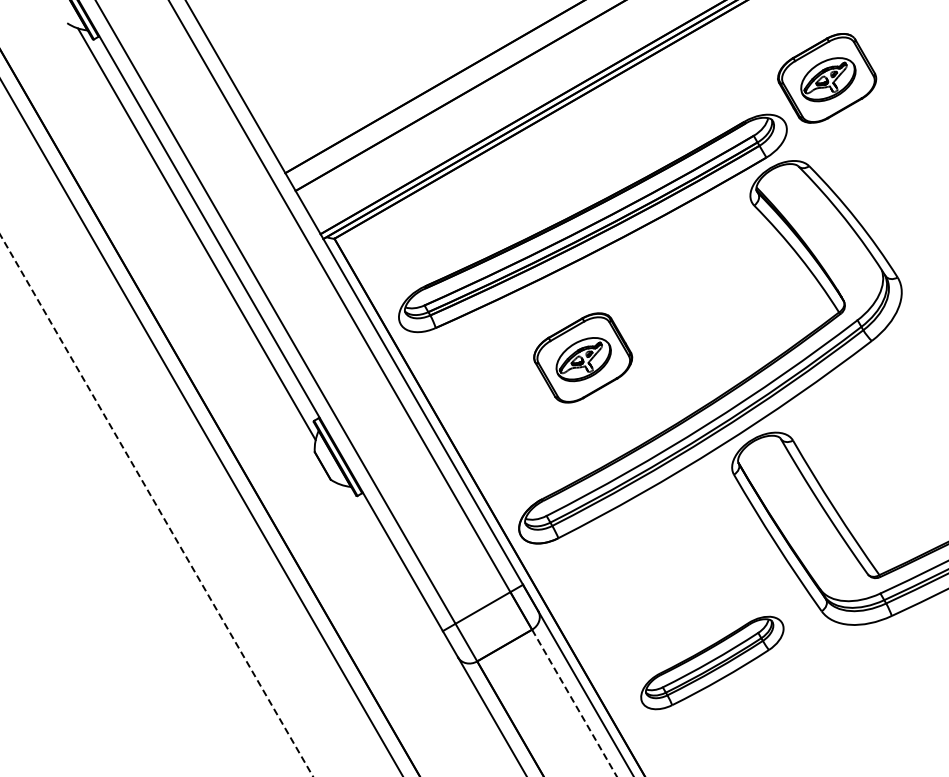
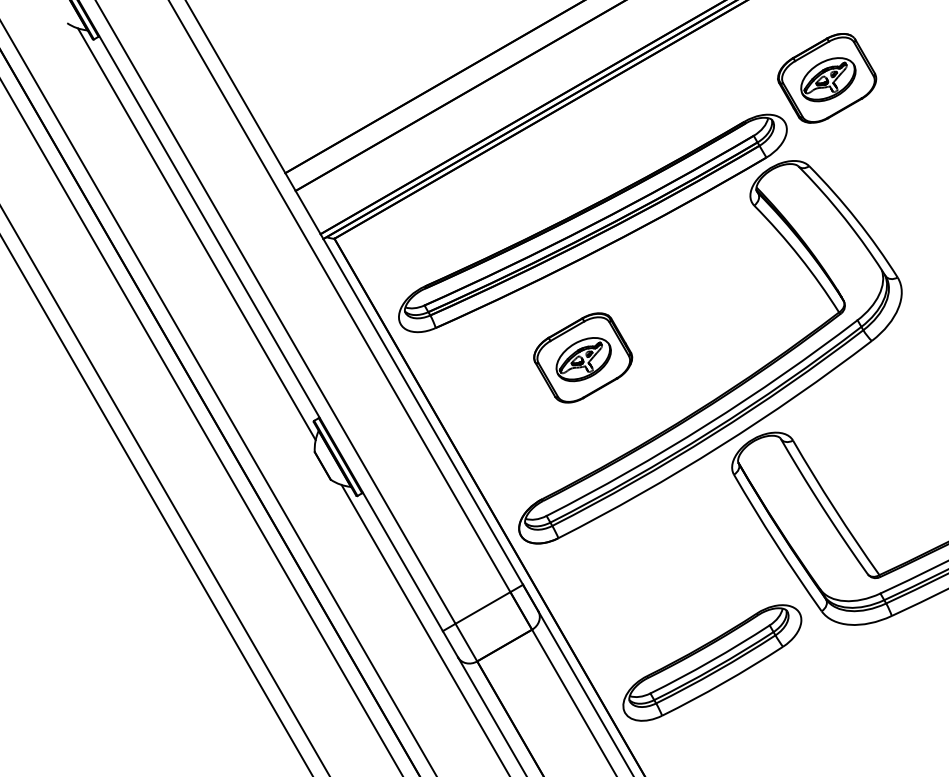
line: none -> present (218, 398)
line: none -> present (165, 491)
line: dashed -> solid (156, 505)
line: none -> present (424, 628)
part size: 145x96 px -> 181x118 px (712, 662)
line: dashed -> solid (574, 703)
